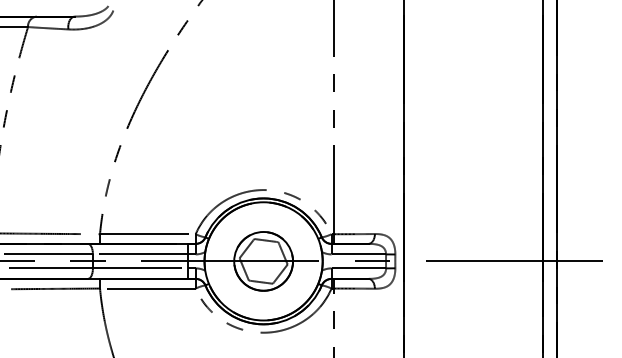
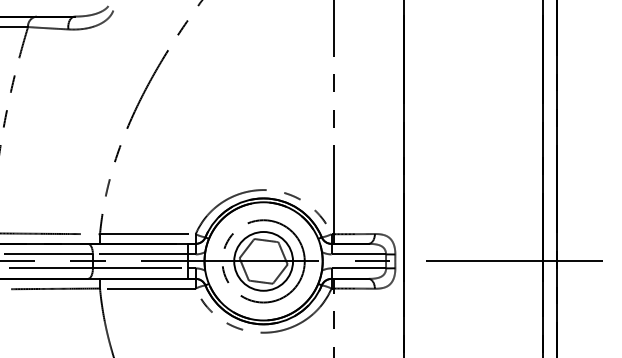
circle diameter: 59 px -> 82 px (263, 261)
